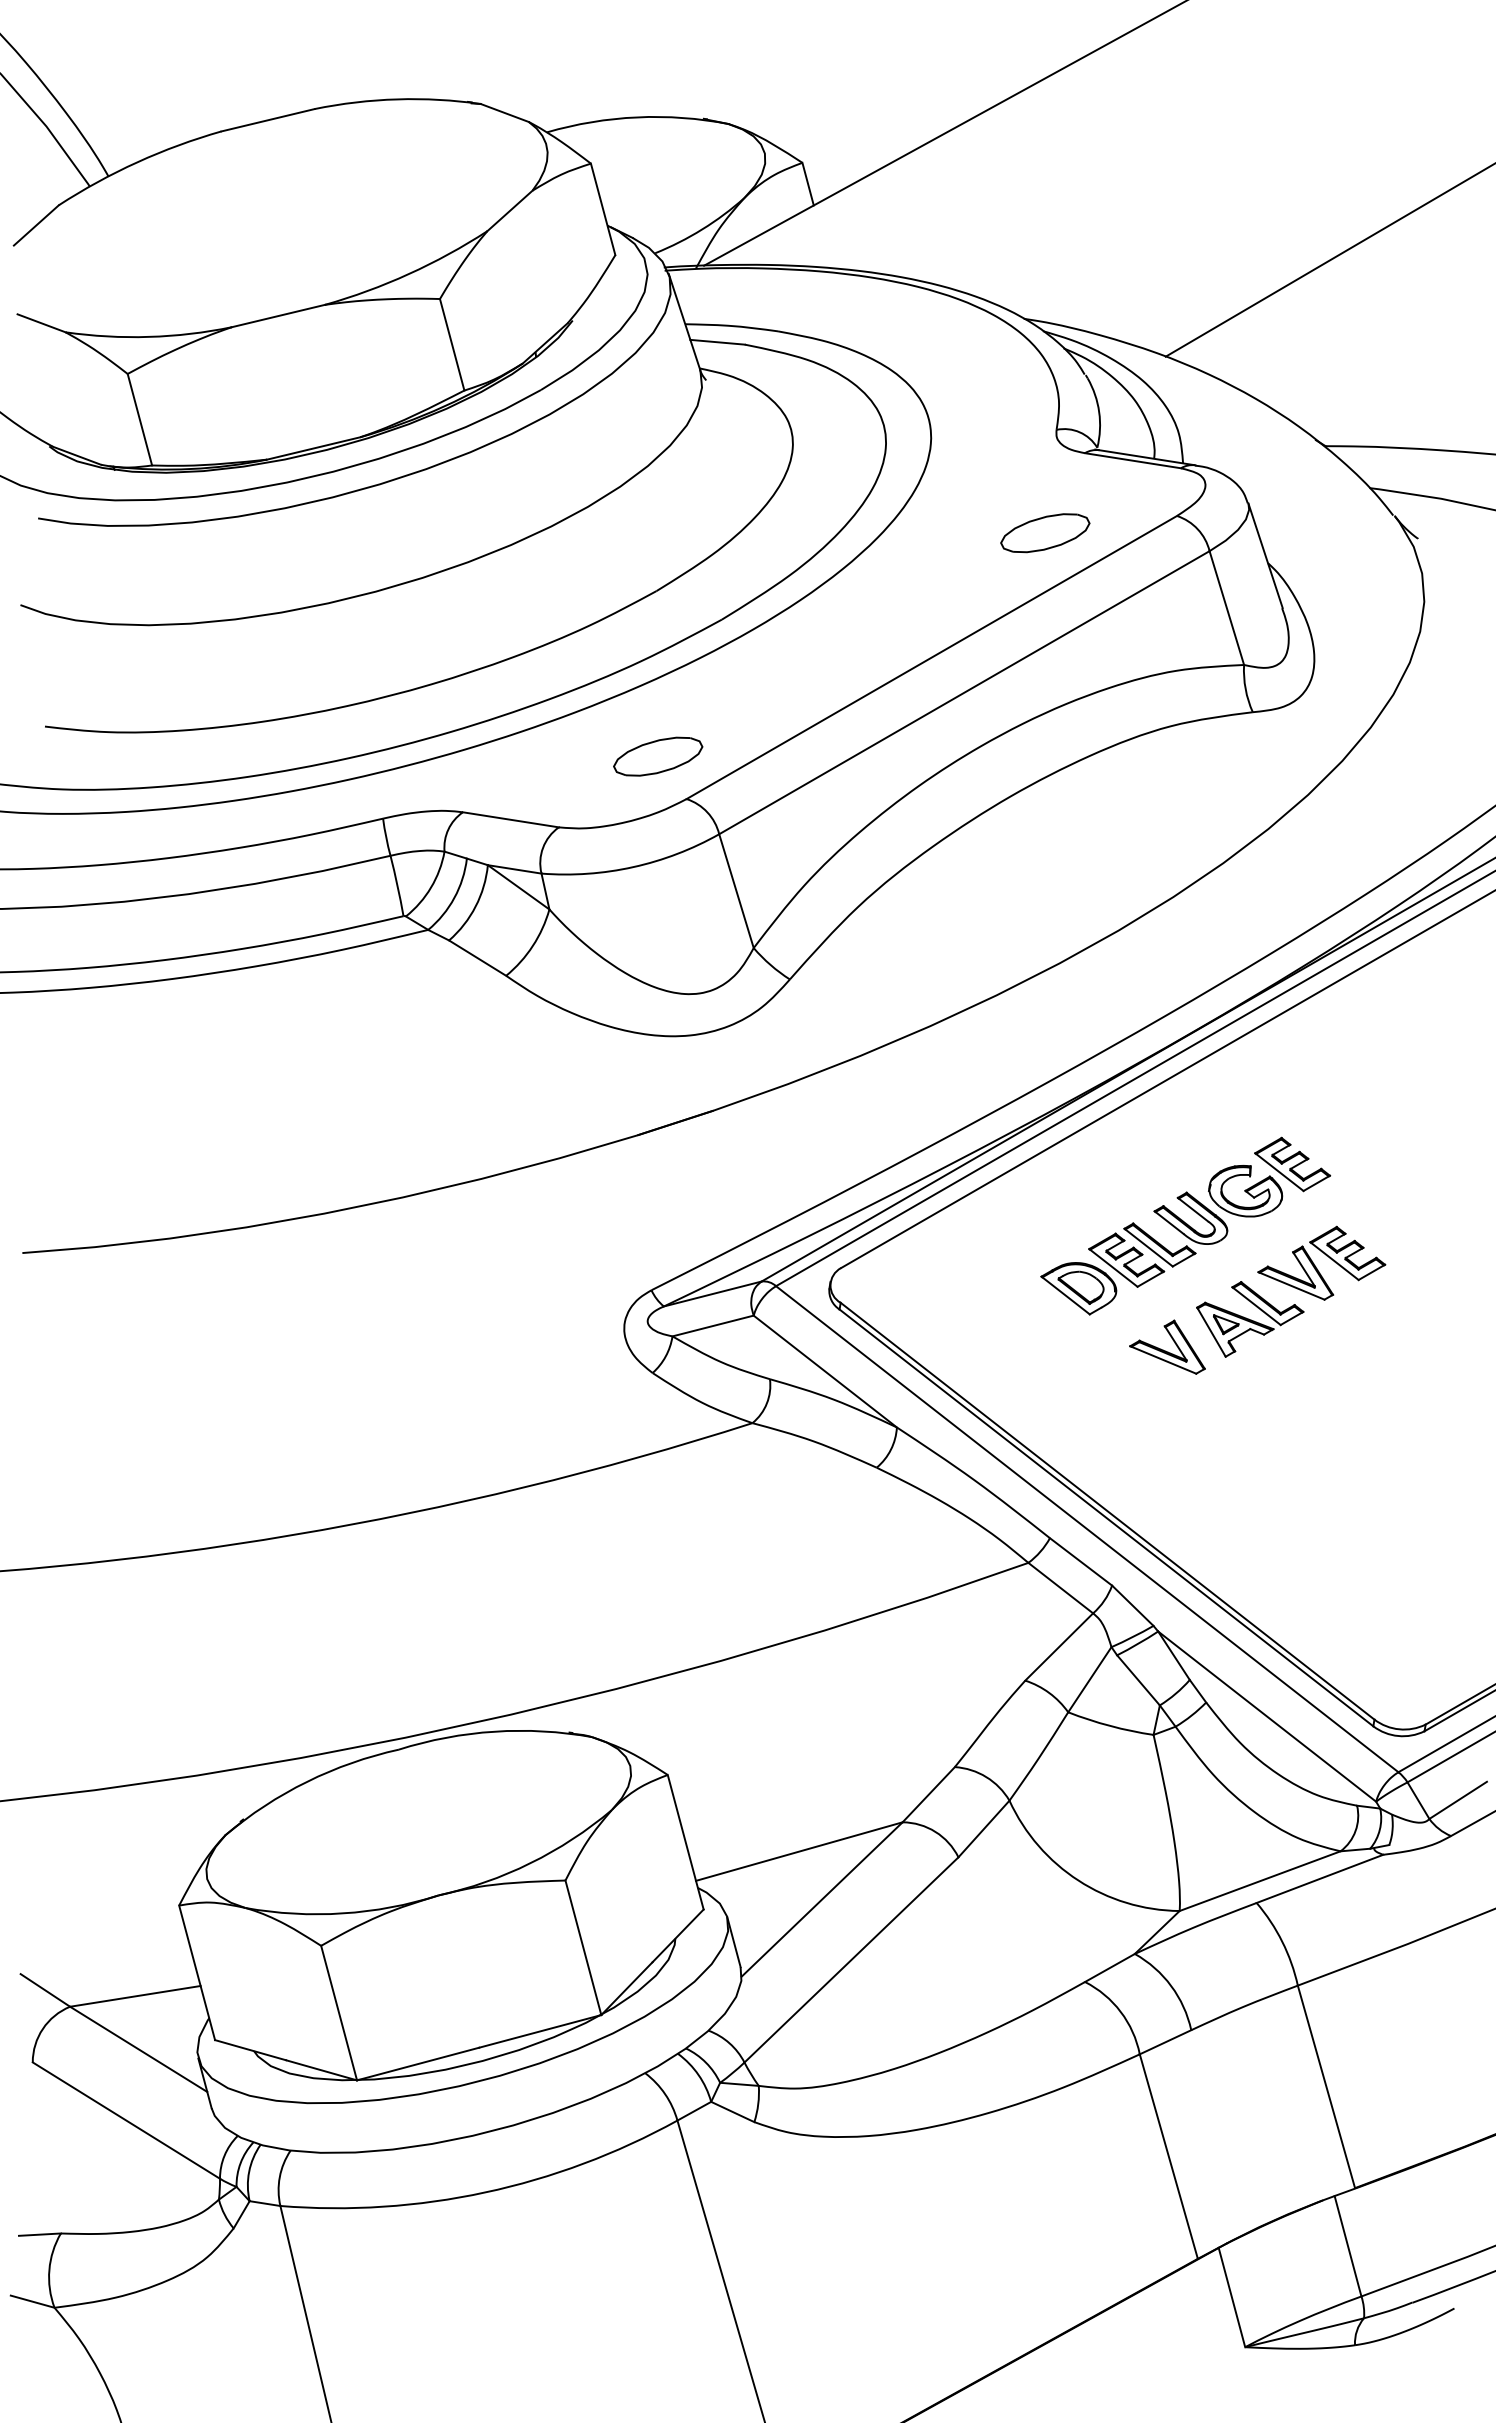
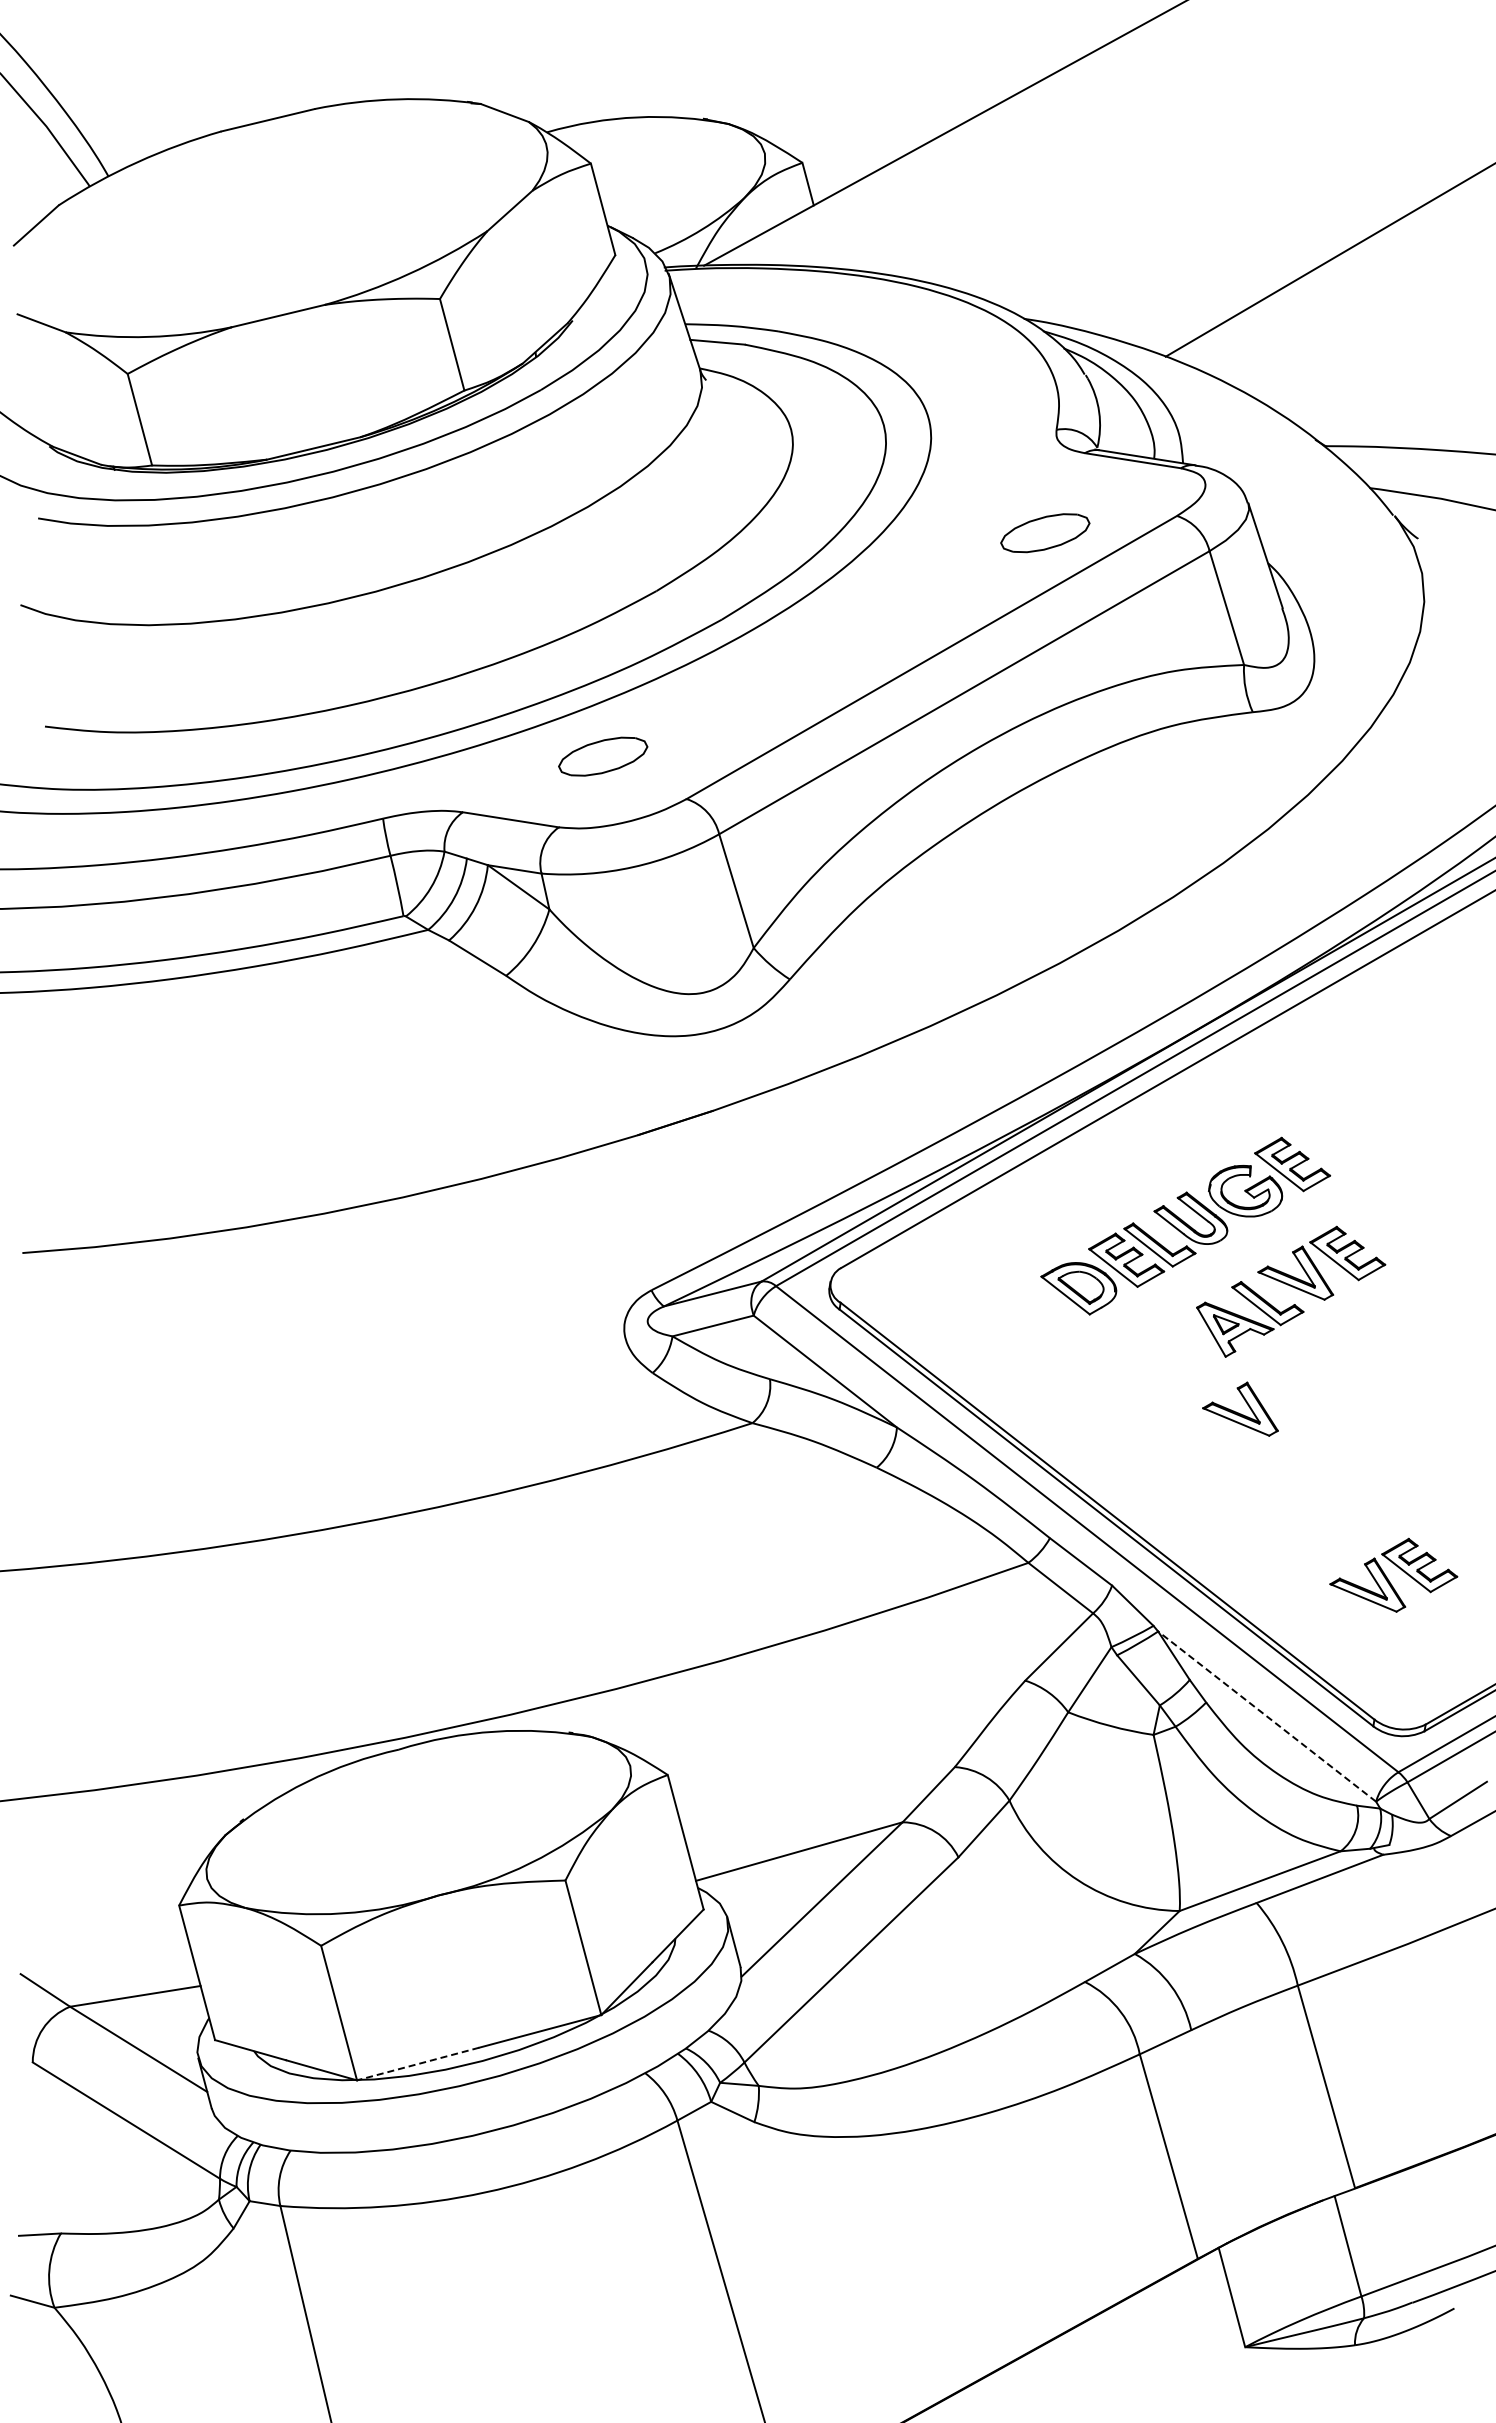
part position: (658, 756) -> (603, 756) (603, 756)
part position: (1167, 1346) -> (1240, 1408) (1240, 1408)
part: none -> present (1388, 1578)
line: solid -> dashed (1266, 1716)
line: solid -> dashed (417, 2064)
